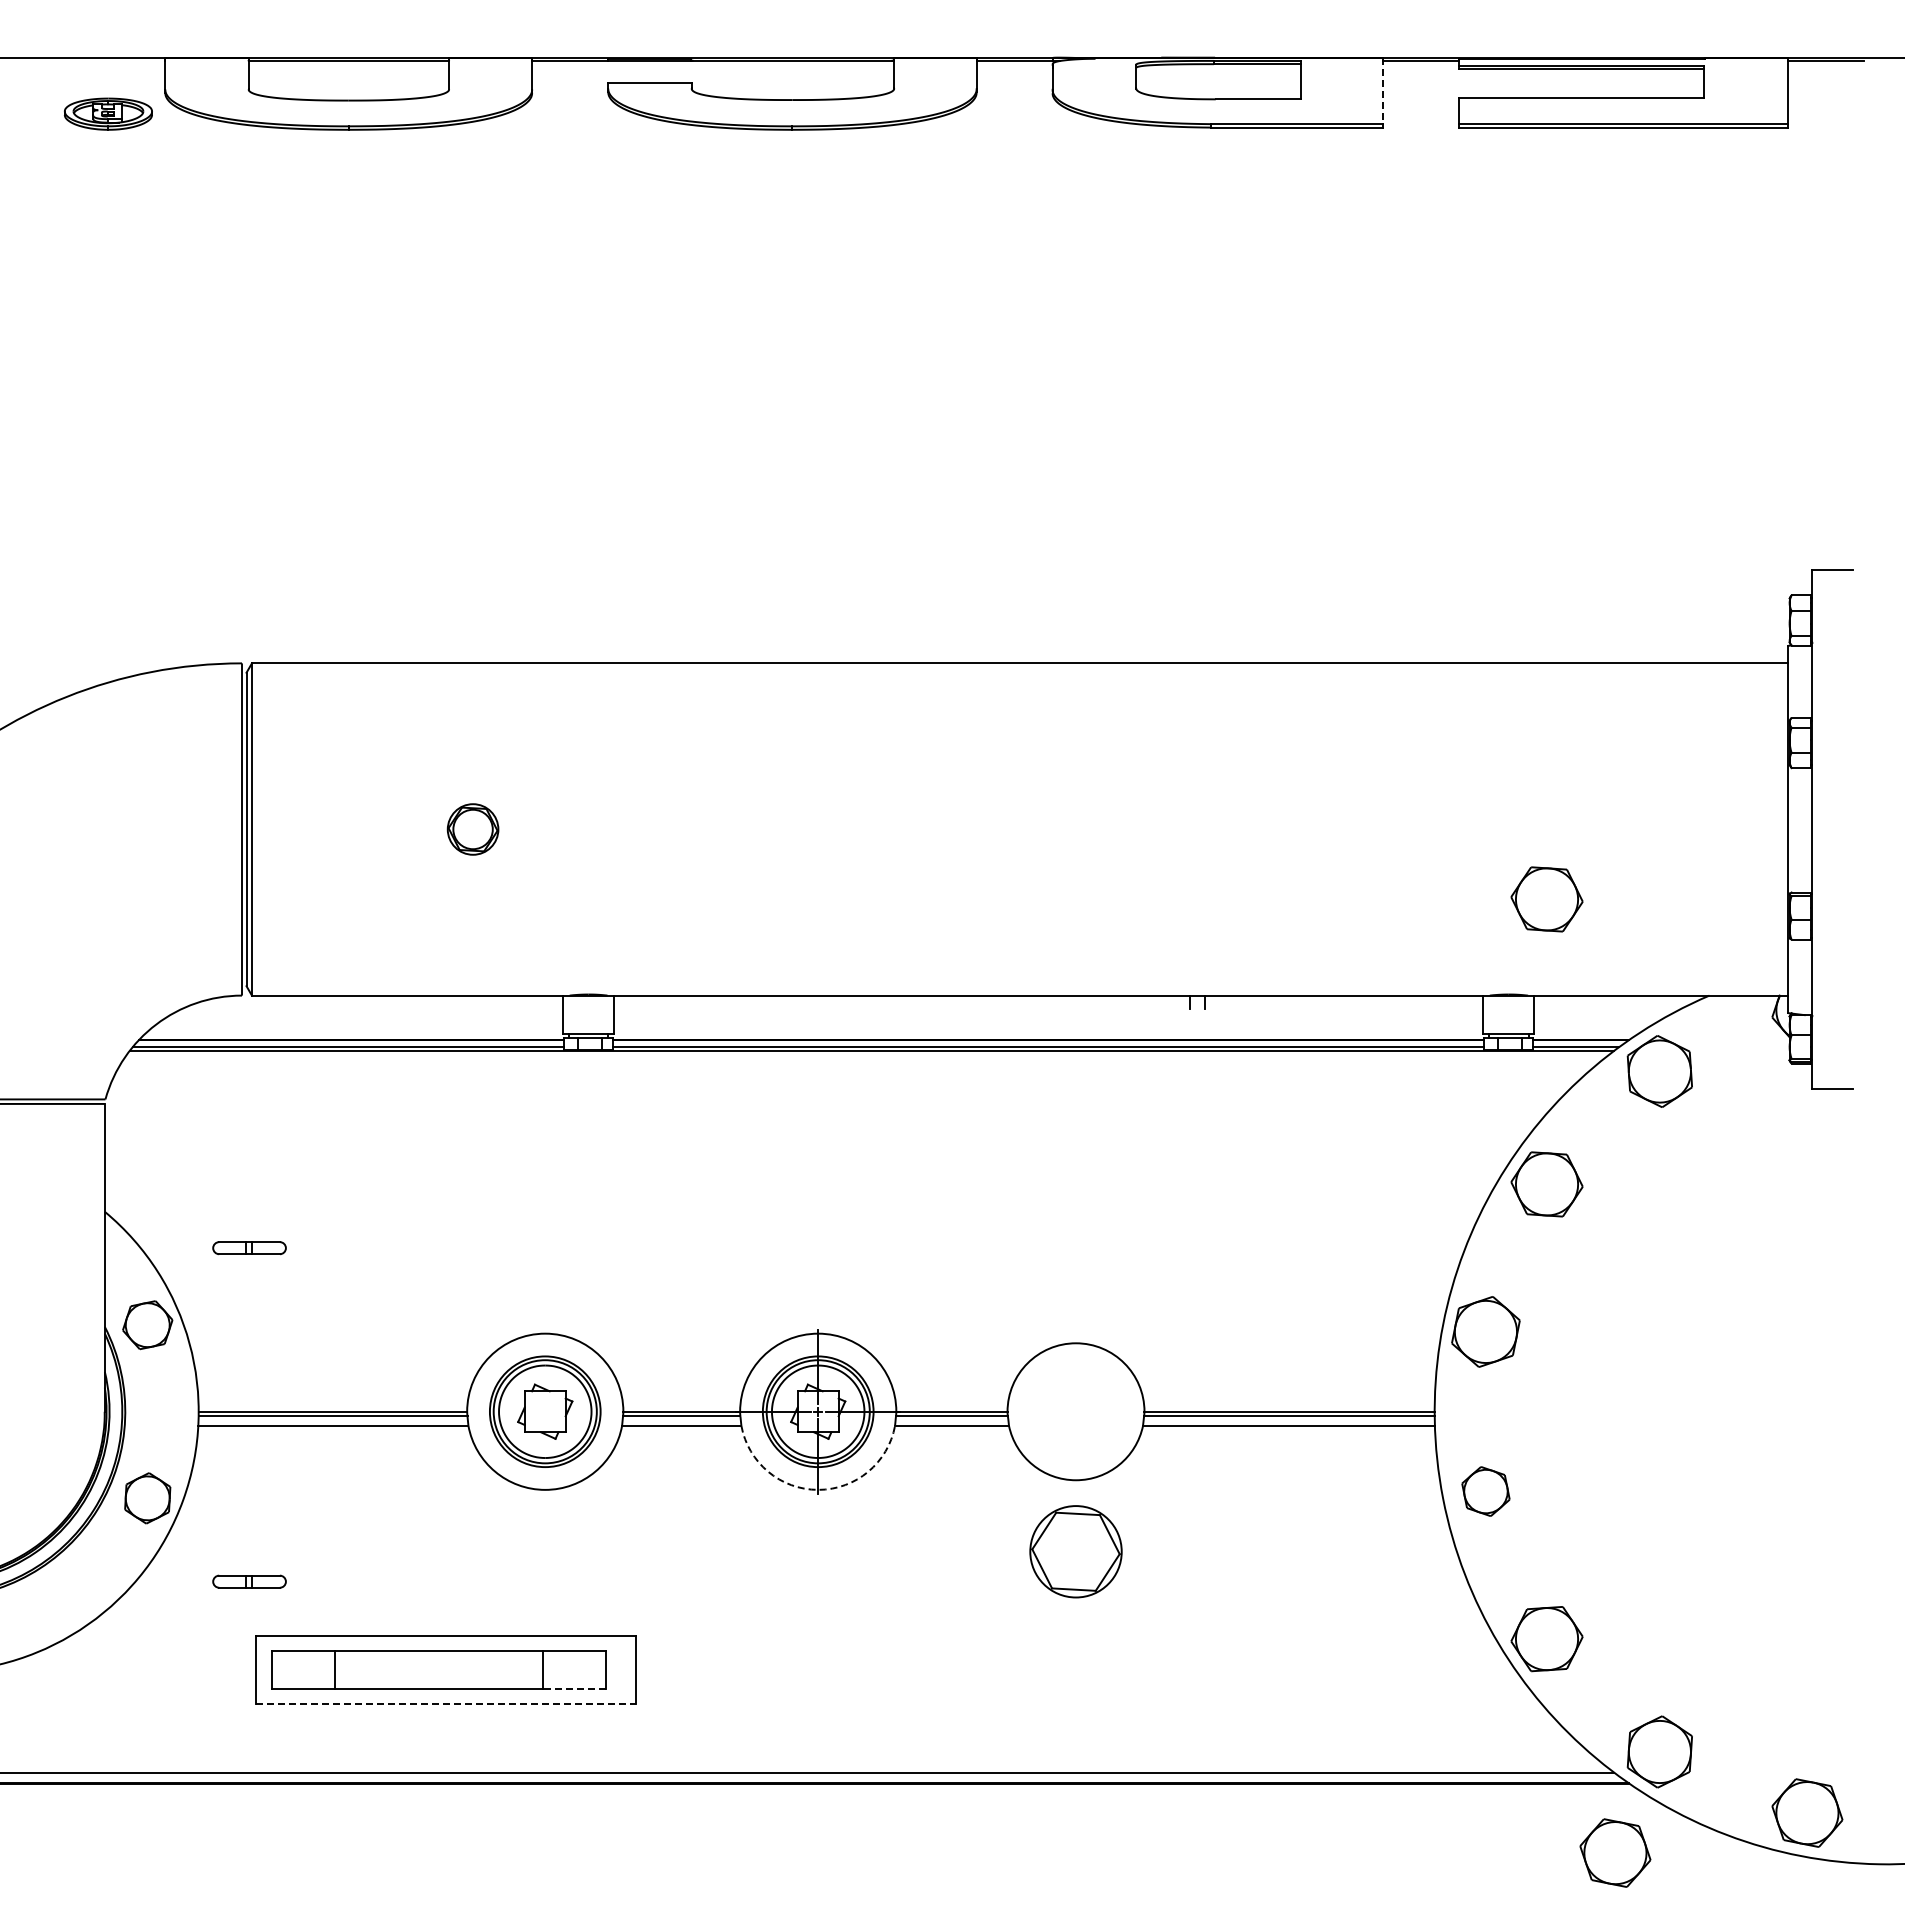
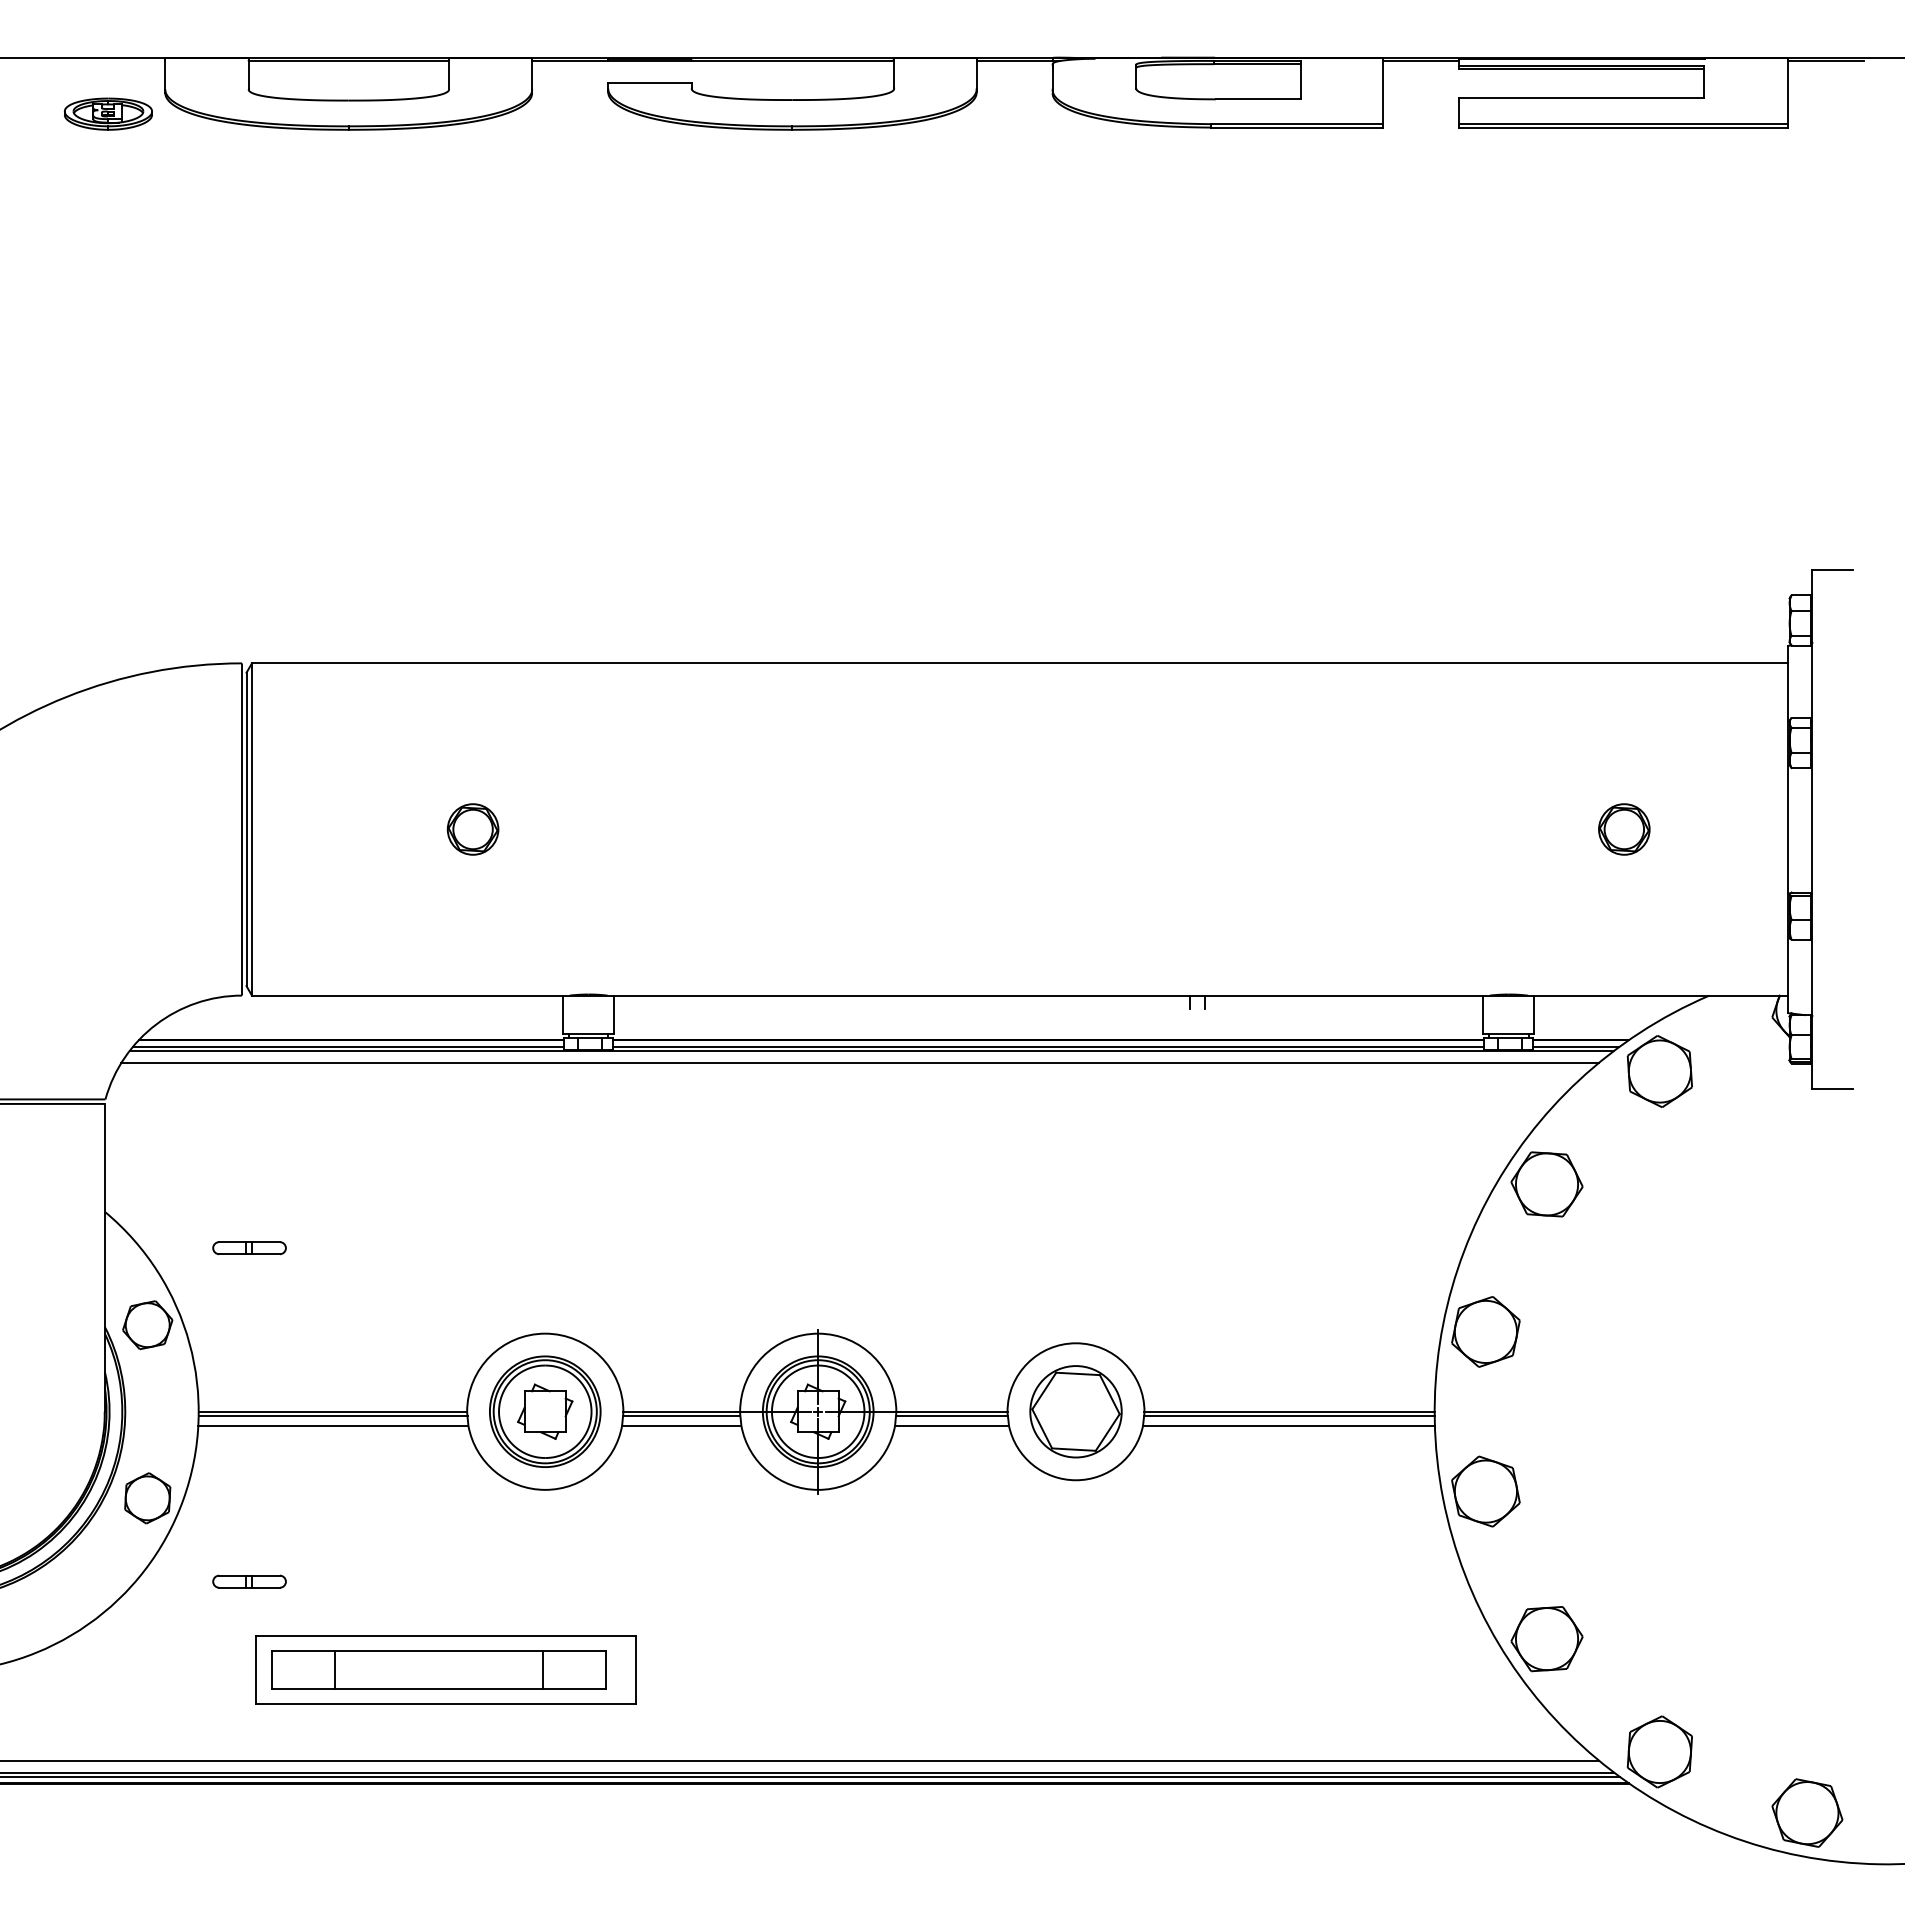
line: dashed -> solid (1382, 91)
part: none -> present (1624, 829)
part: present -> none (1546, 899)
line: none -> present (859, 1063)
arc: dashed -> solid (818, 1489)
part size: 50x51 px -> 70x73 px (1485, 1491)
part position: (1075, 1551) -> (1075, 1411) (1075, 1411)
line: dashed -> solid (574, 1688)
line: dashed -> solid (445, 1704)
line: none -> present (800, 1760)
line: none -> present (810, 1776)
part: present -> none (1615, 1852)
